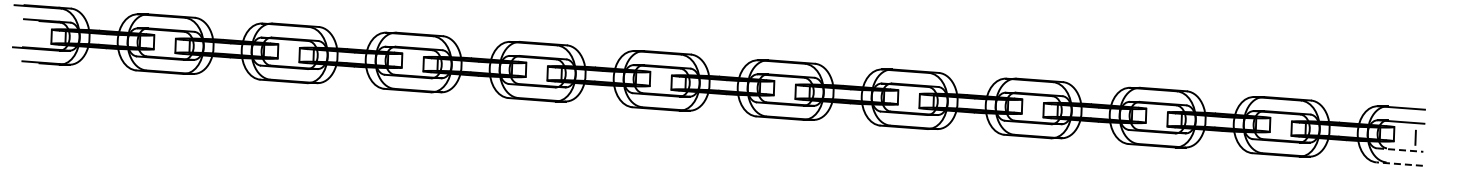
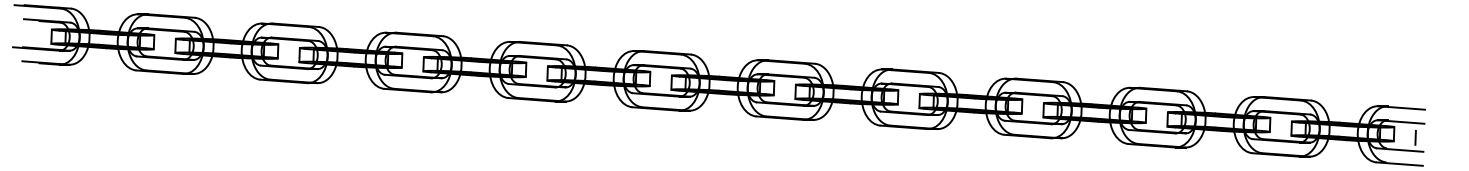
line: dashed -> solid (1400, 150)
line: dashed -> solid (1399, 164)
